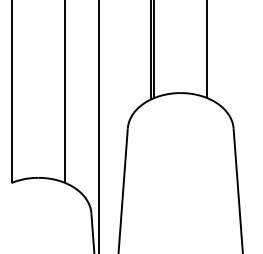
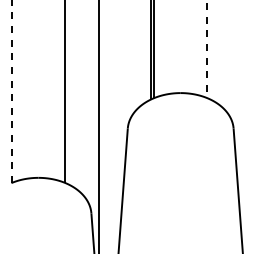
line: solid -> dashed (207, 49)
line: solid -> dashed (12, 91)
